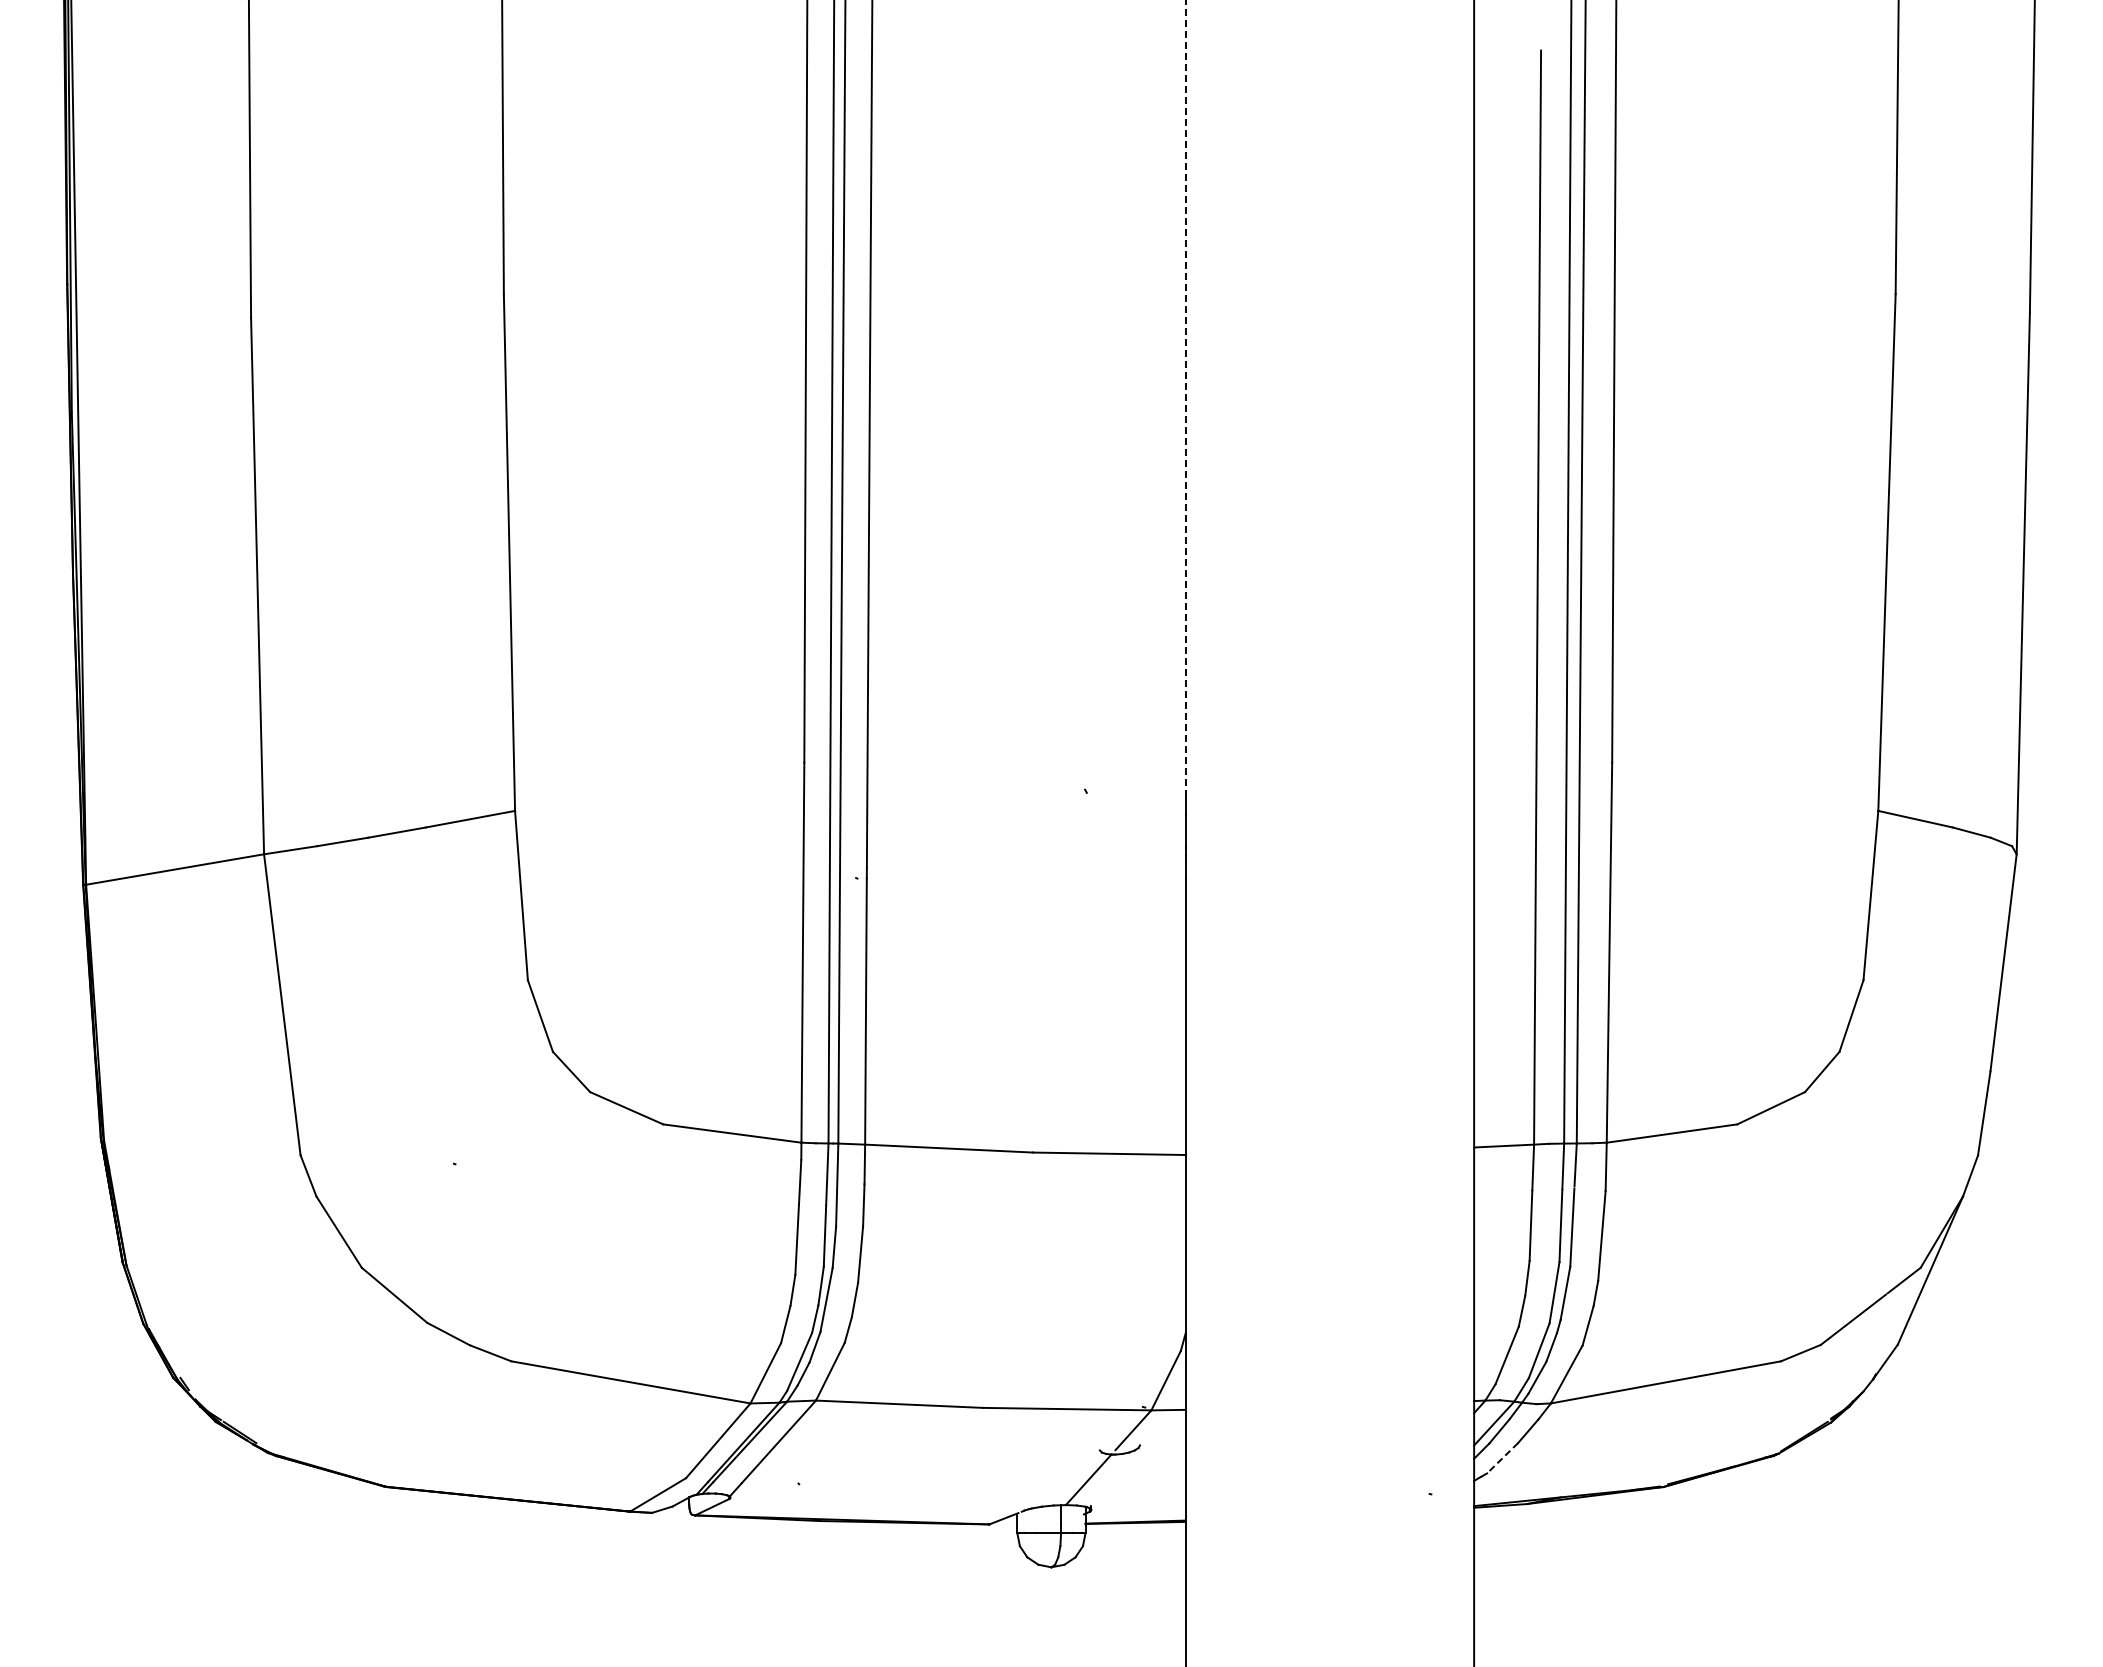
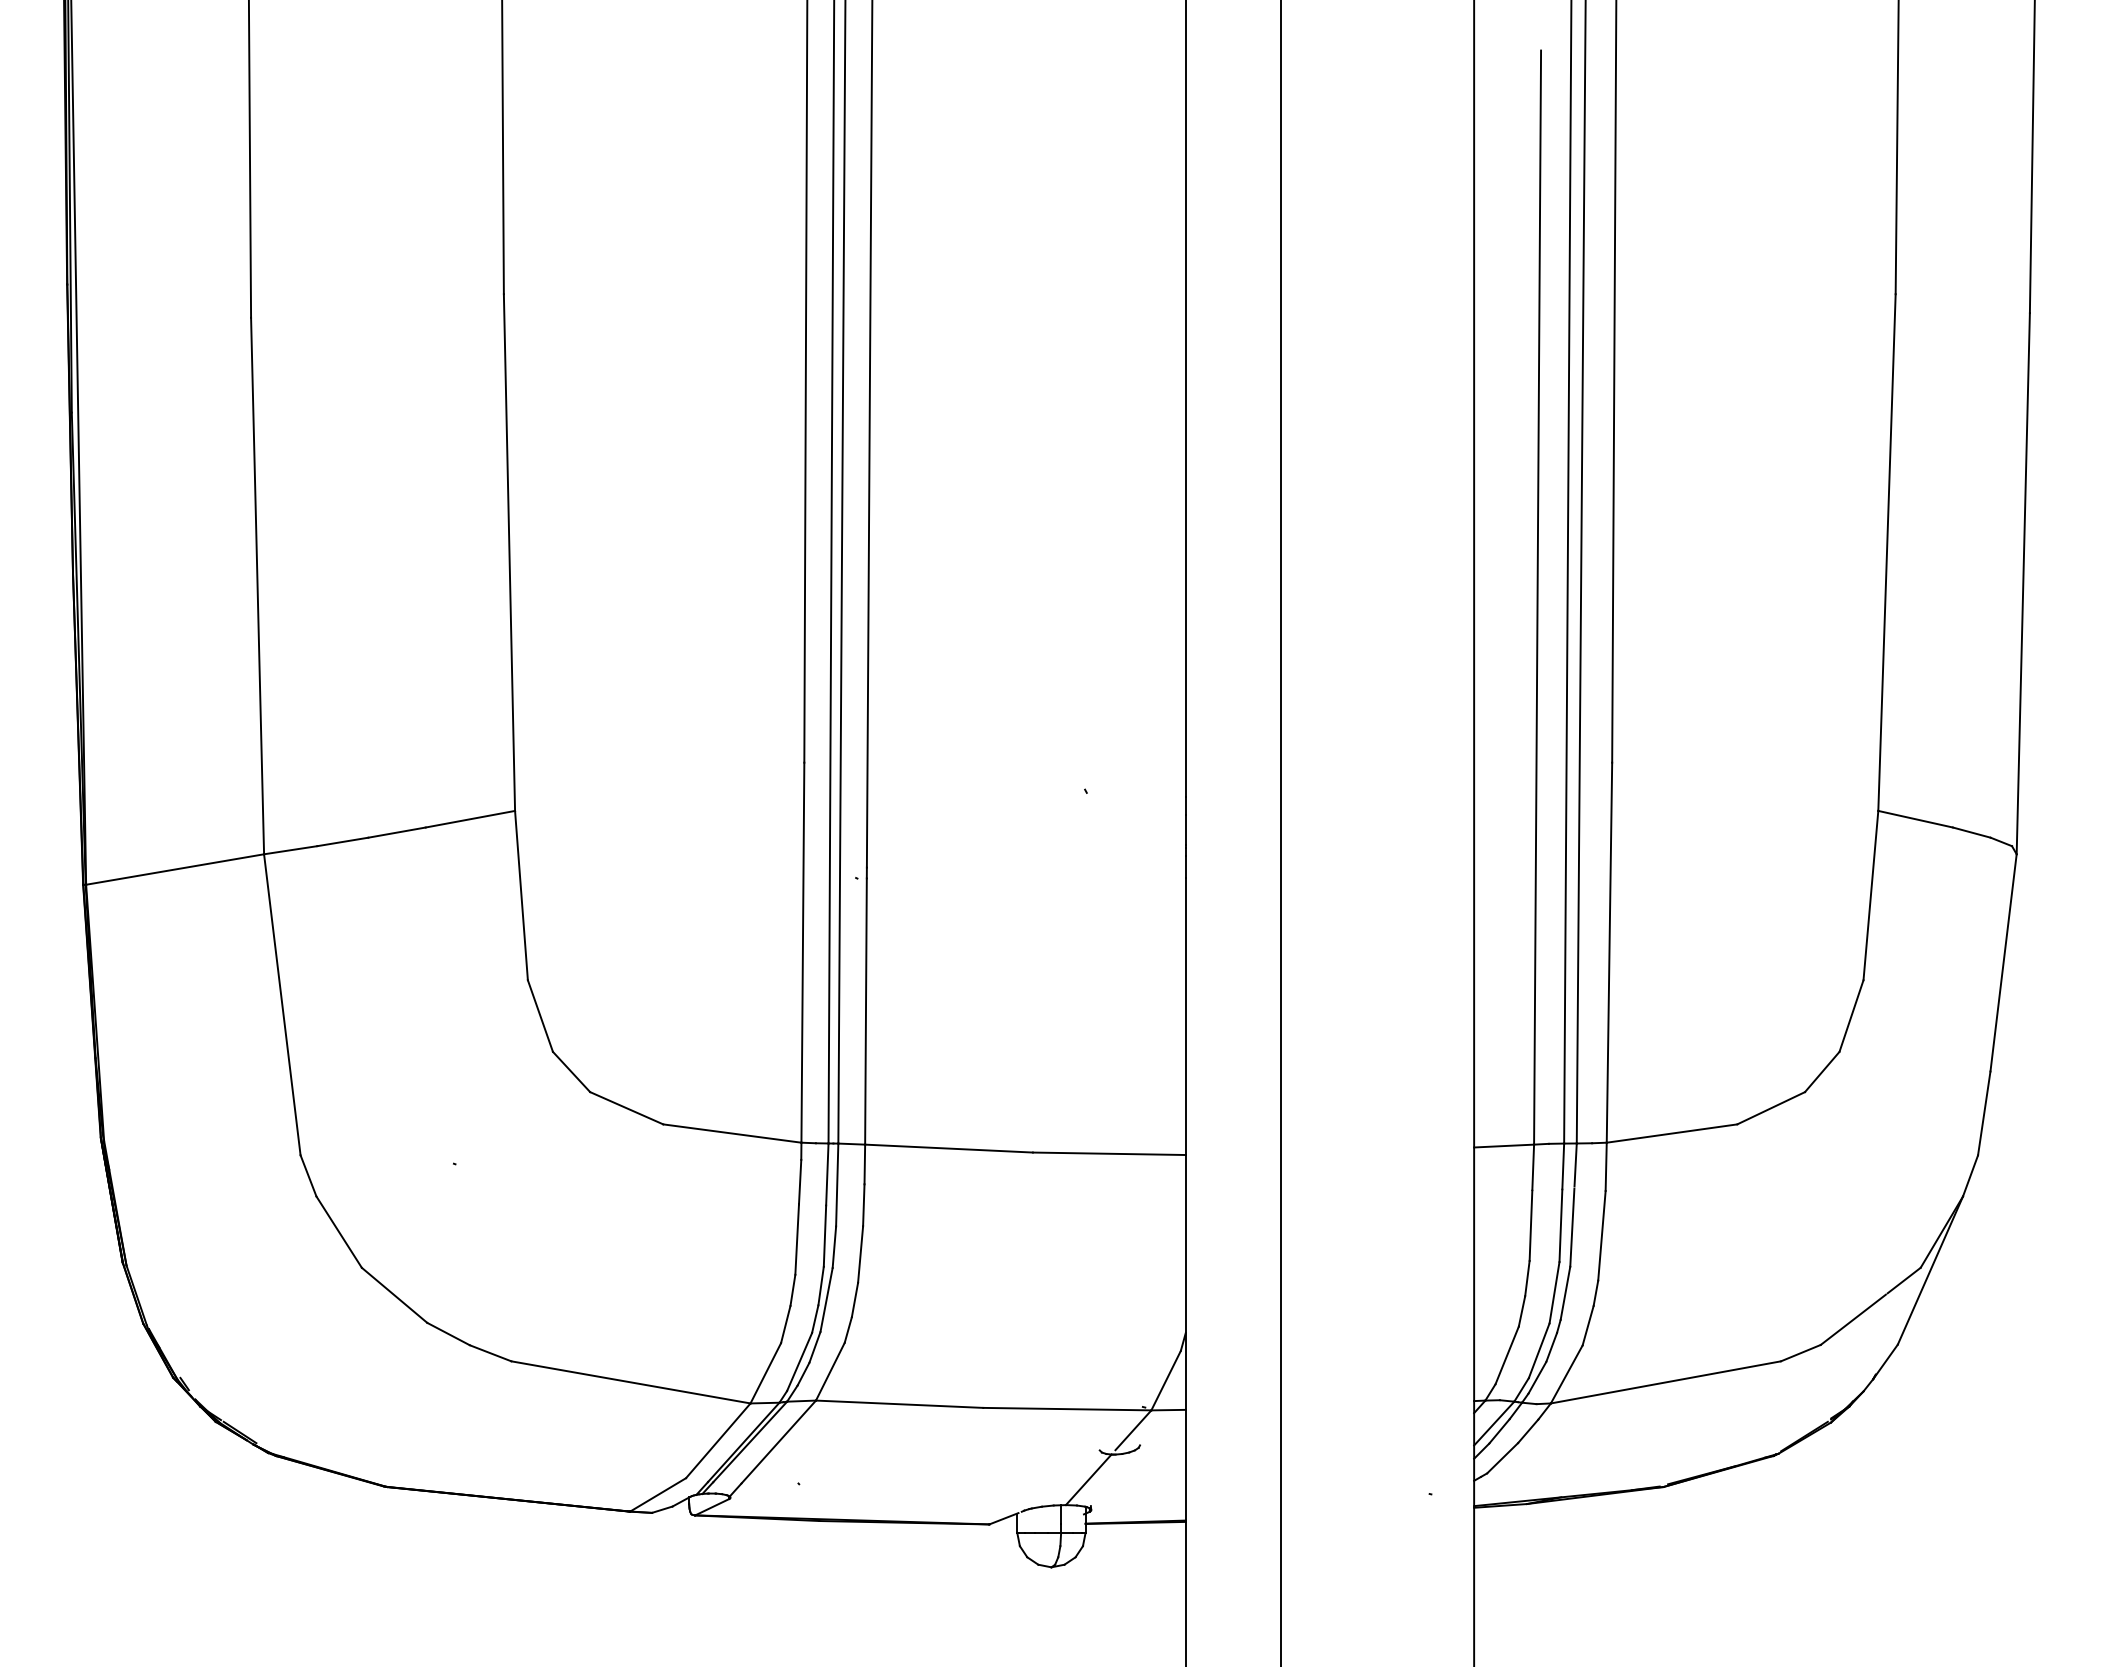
line: dashed -> solid (1185, 398)
line: none -> present (1280, 832)
line: dashed -> solid (1502, 1458)
